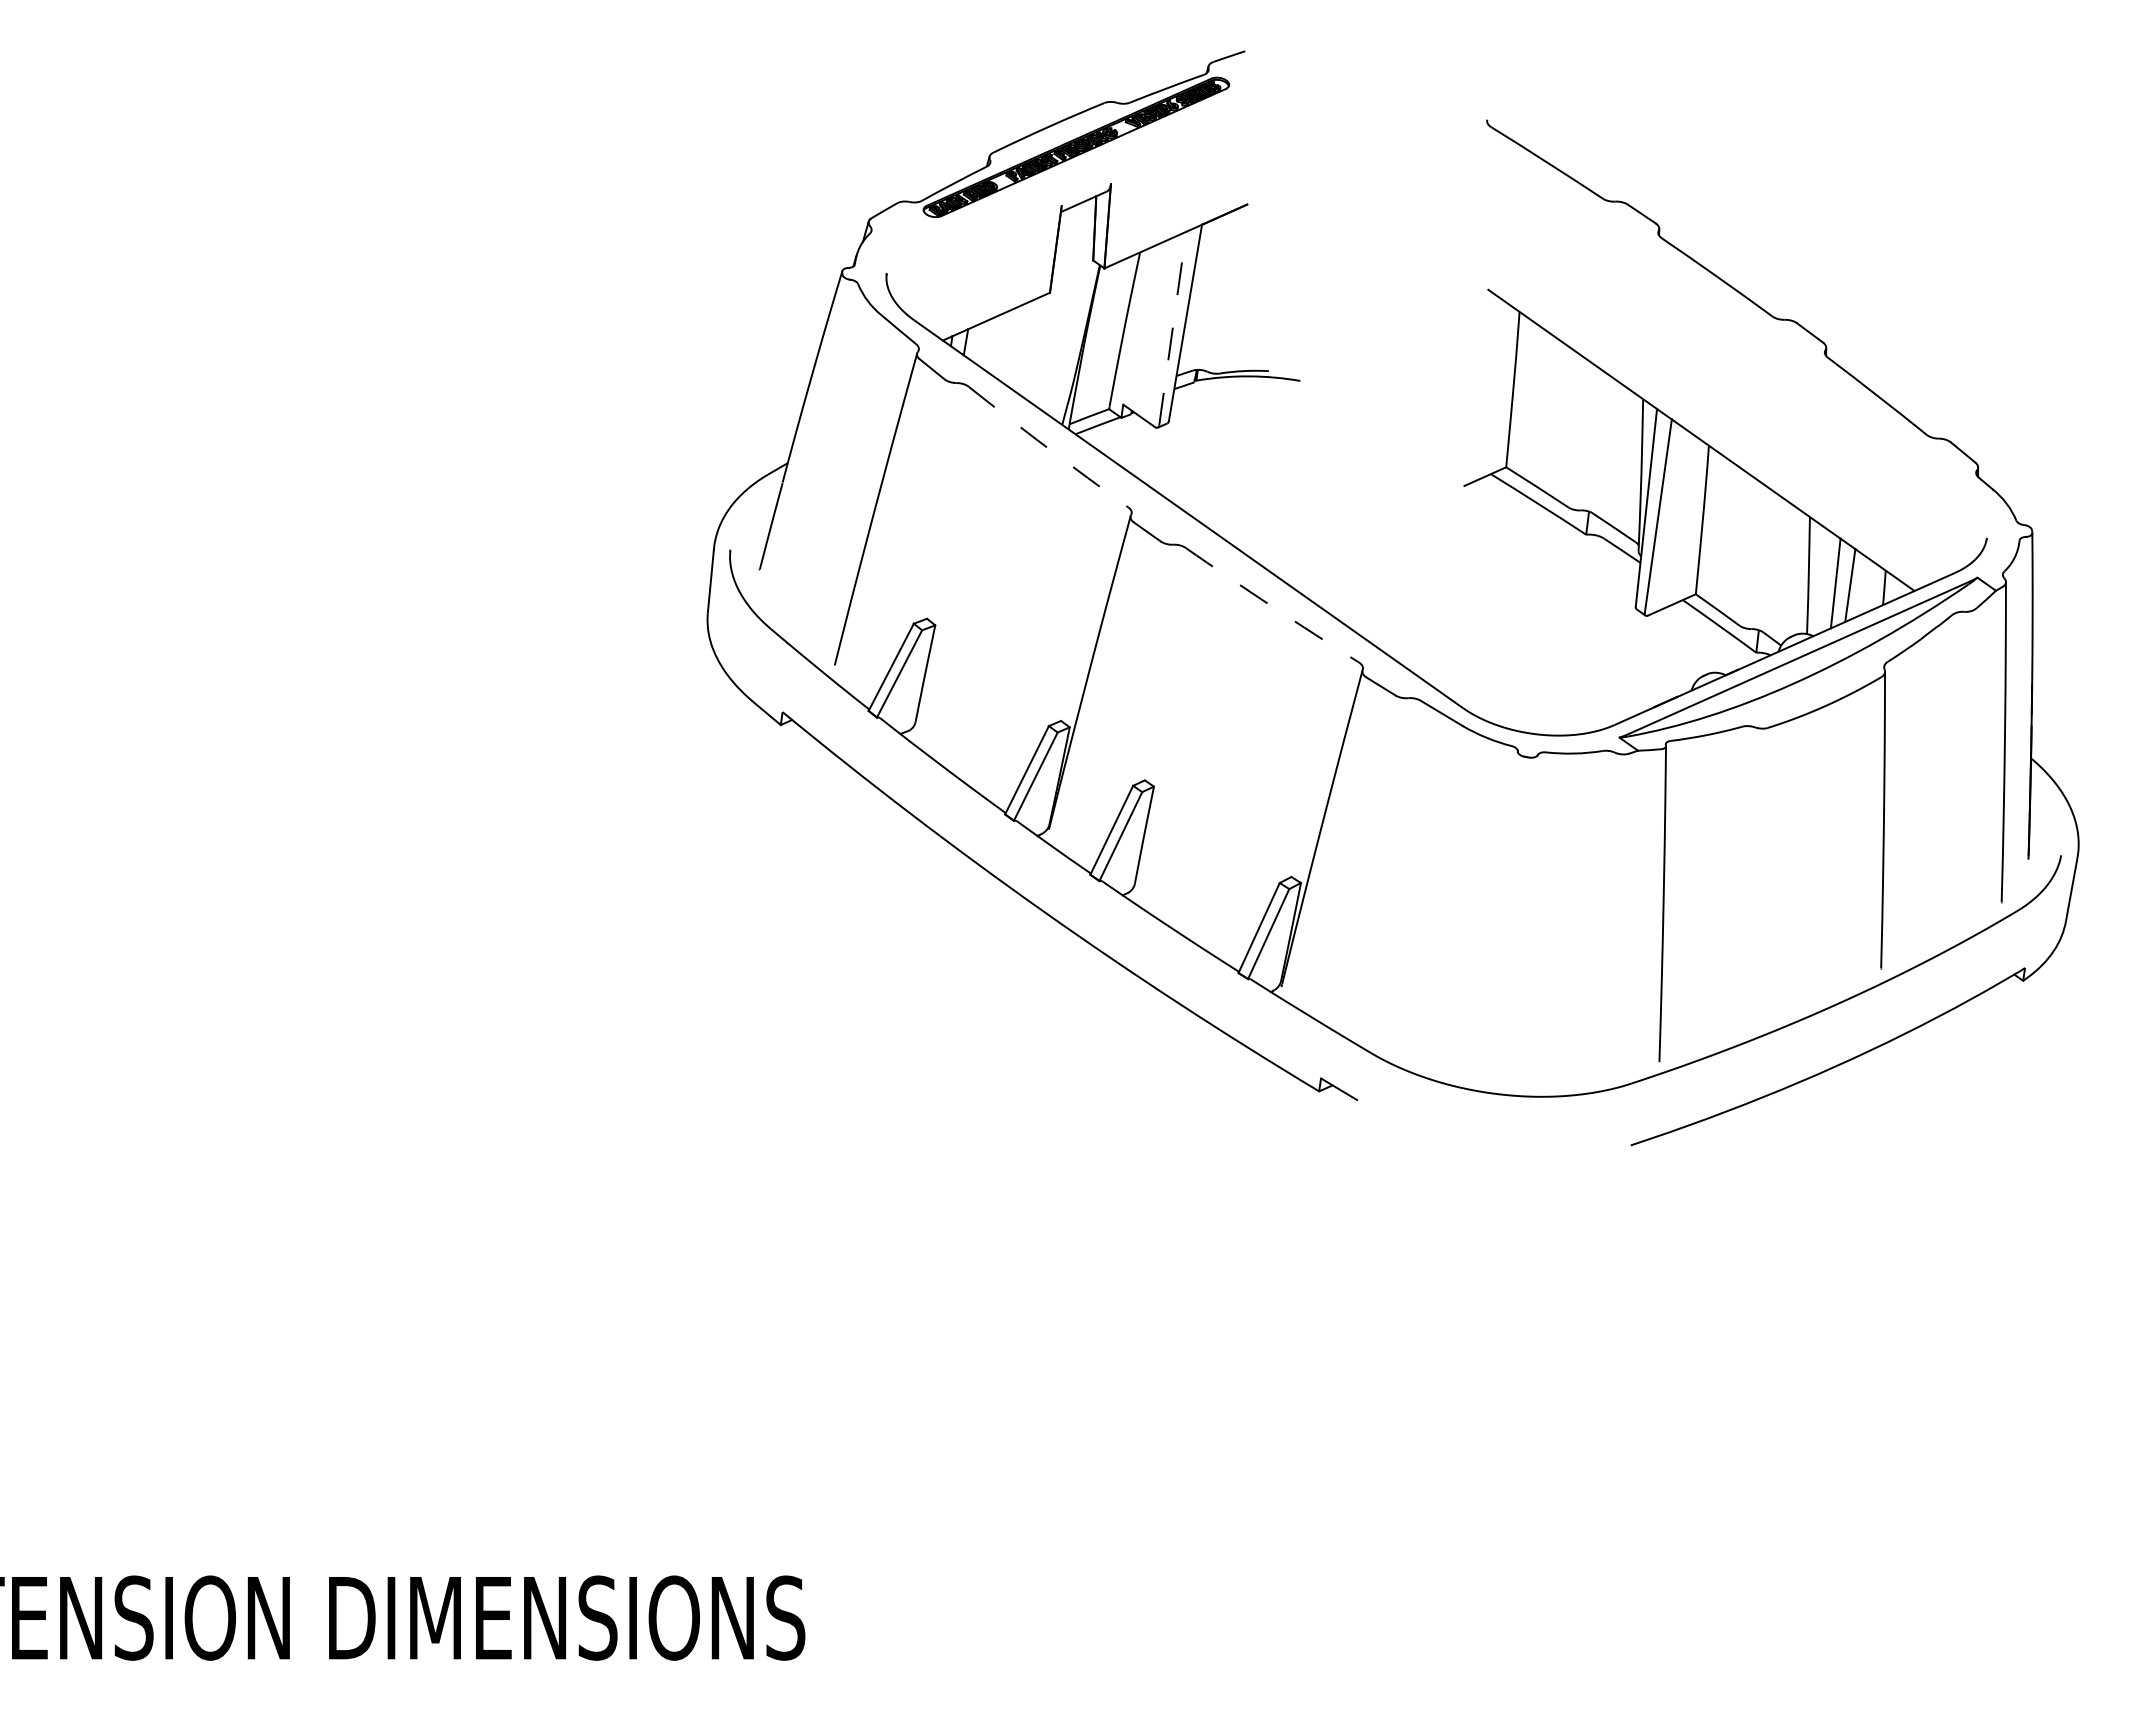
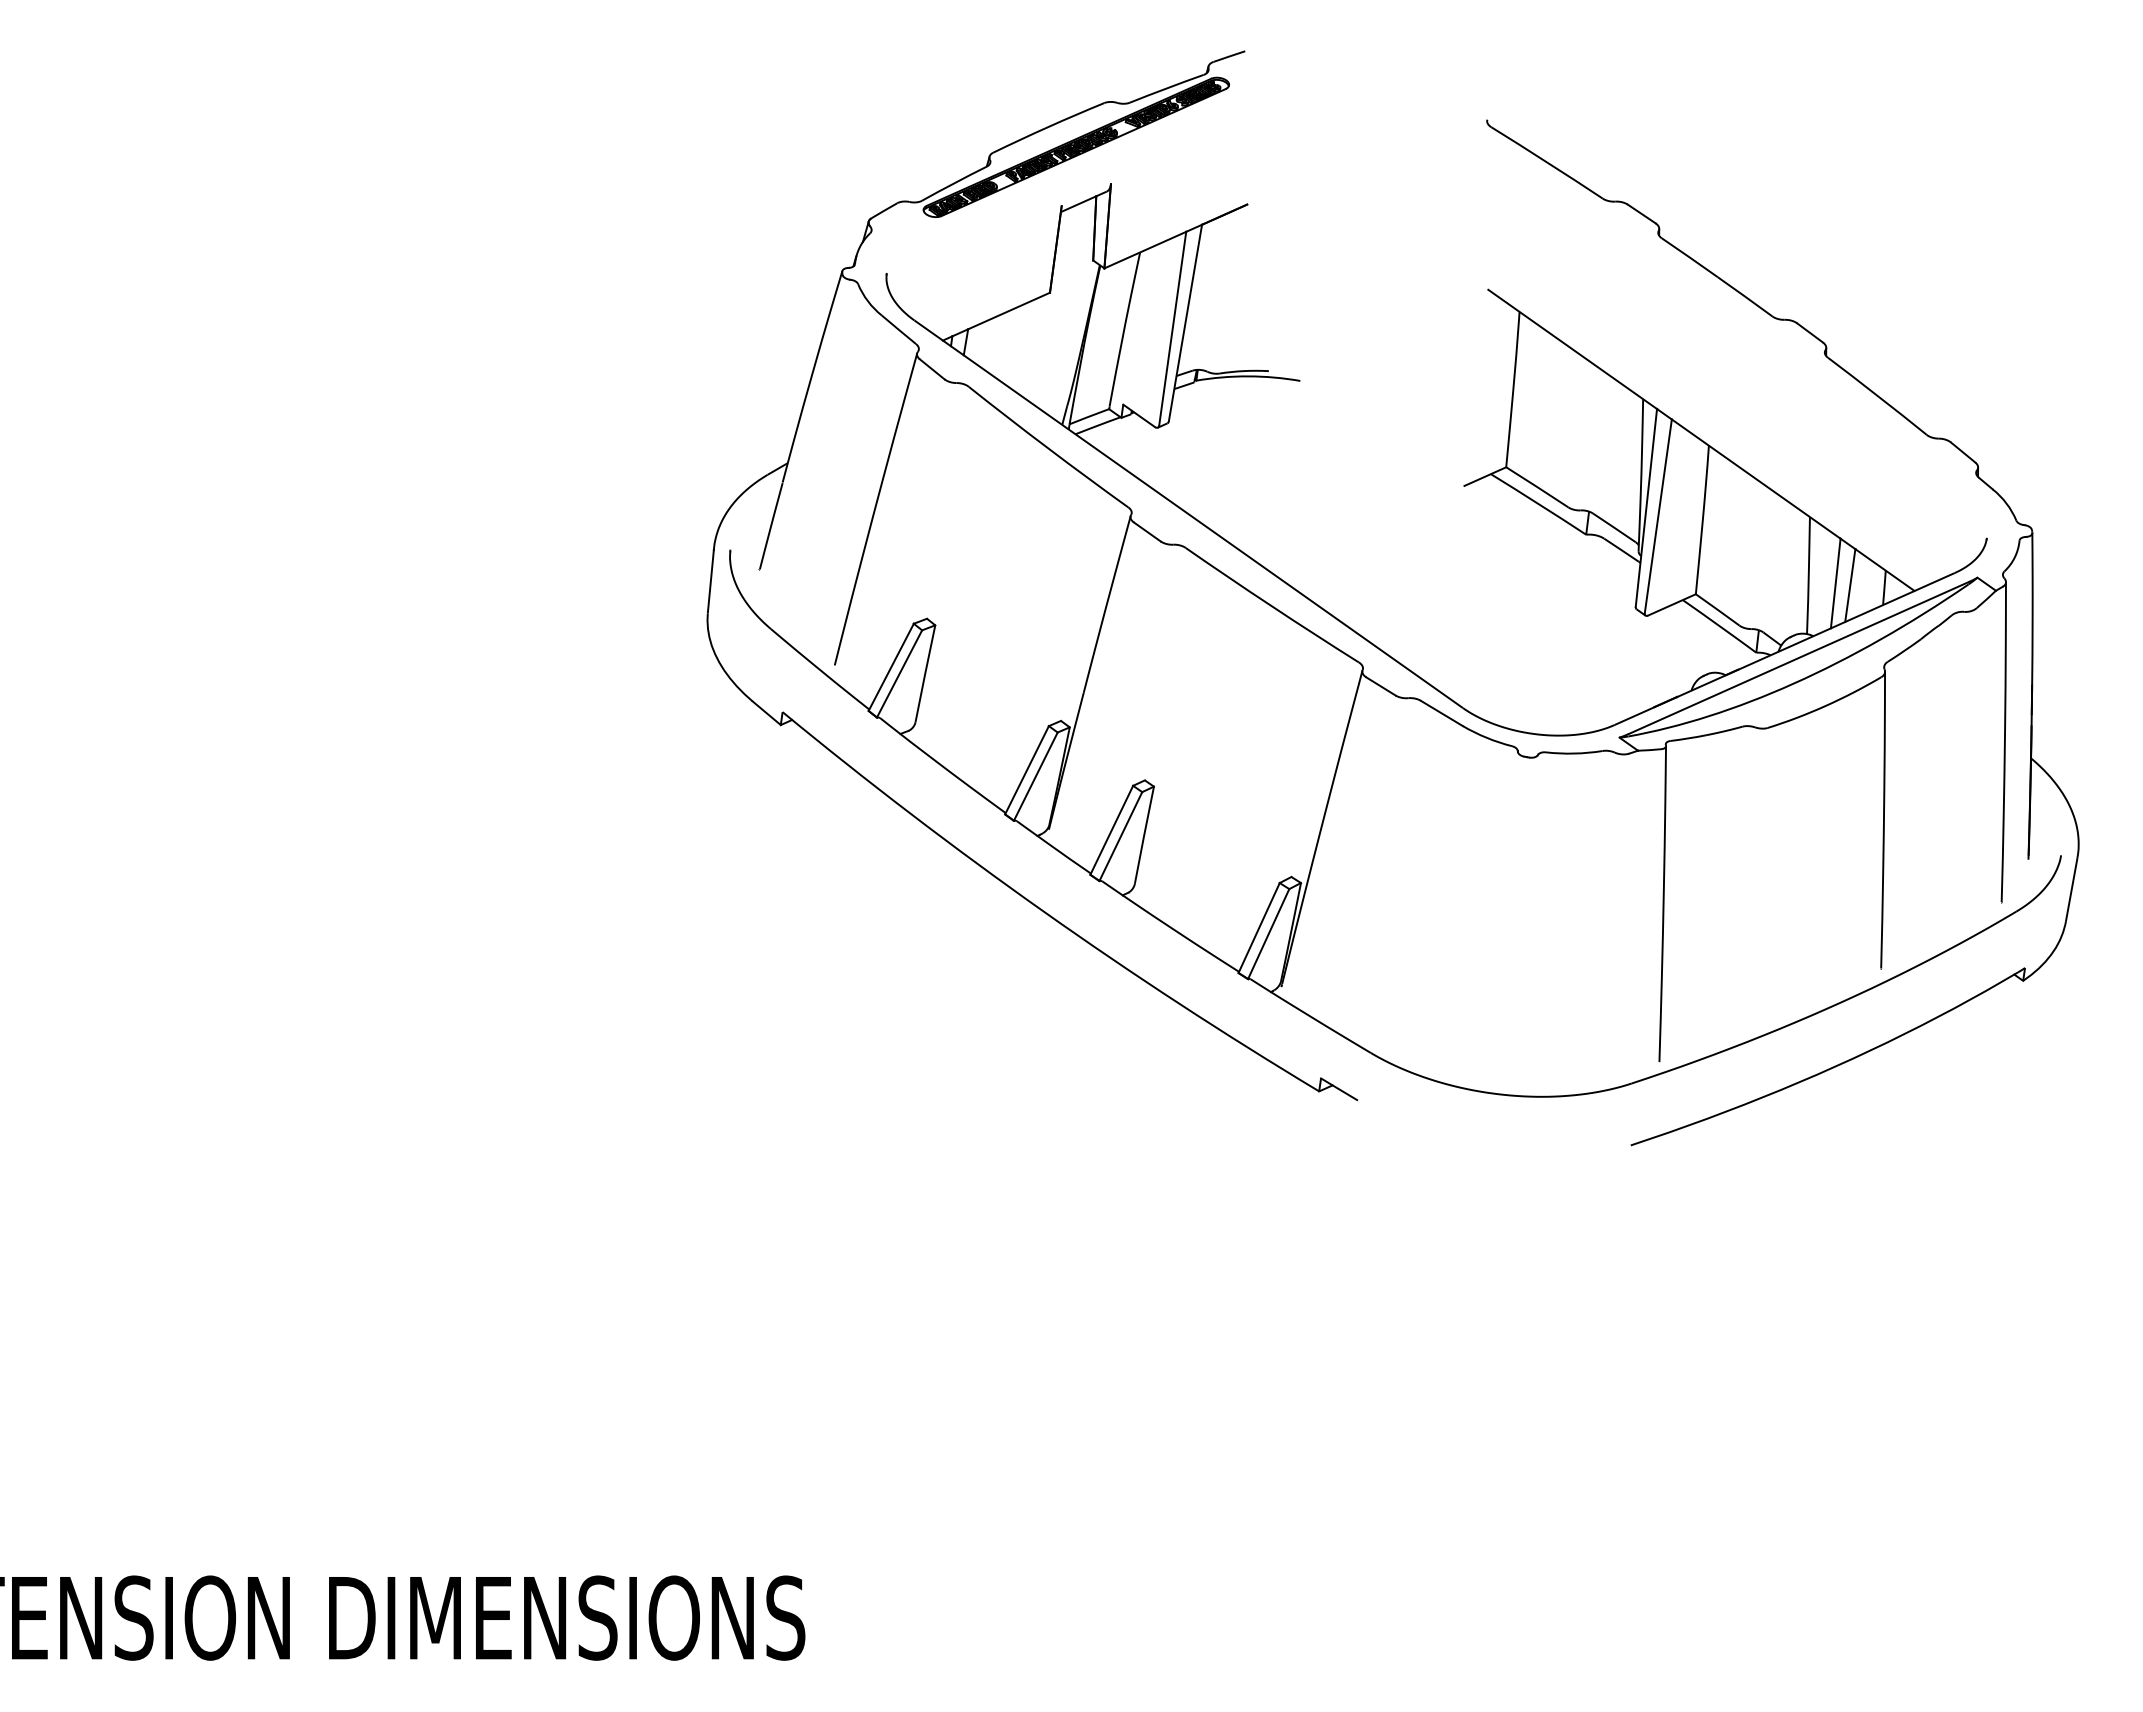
line: dashed -> solid (1172, 328)
arc: dashed -> solid (1047, 448)
arc: dashed -> solid (1271, 606)
